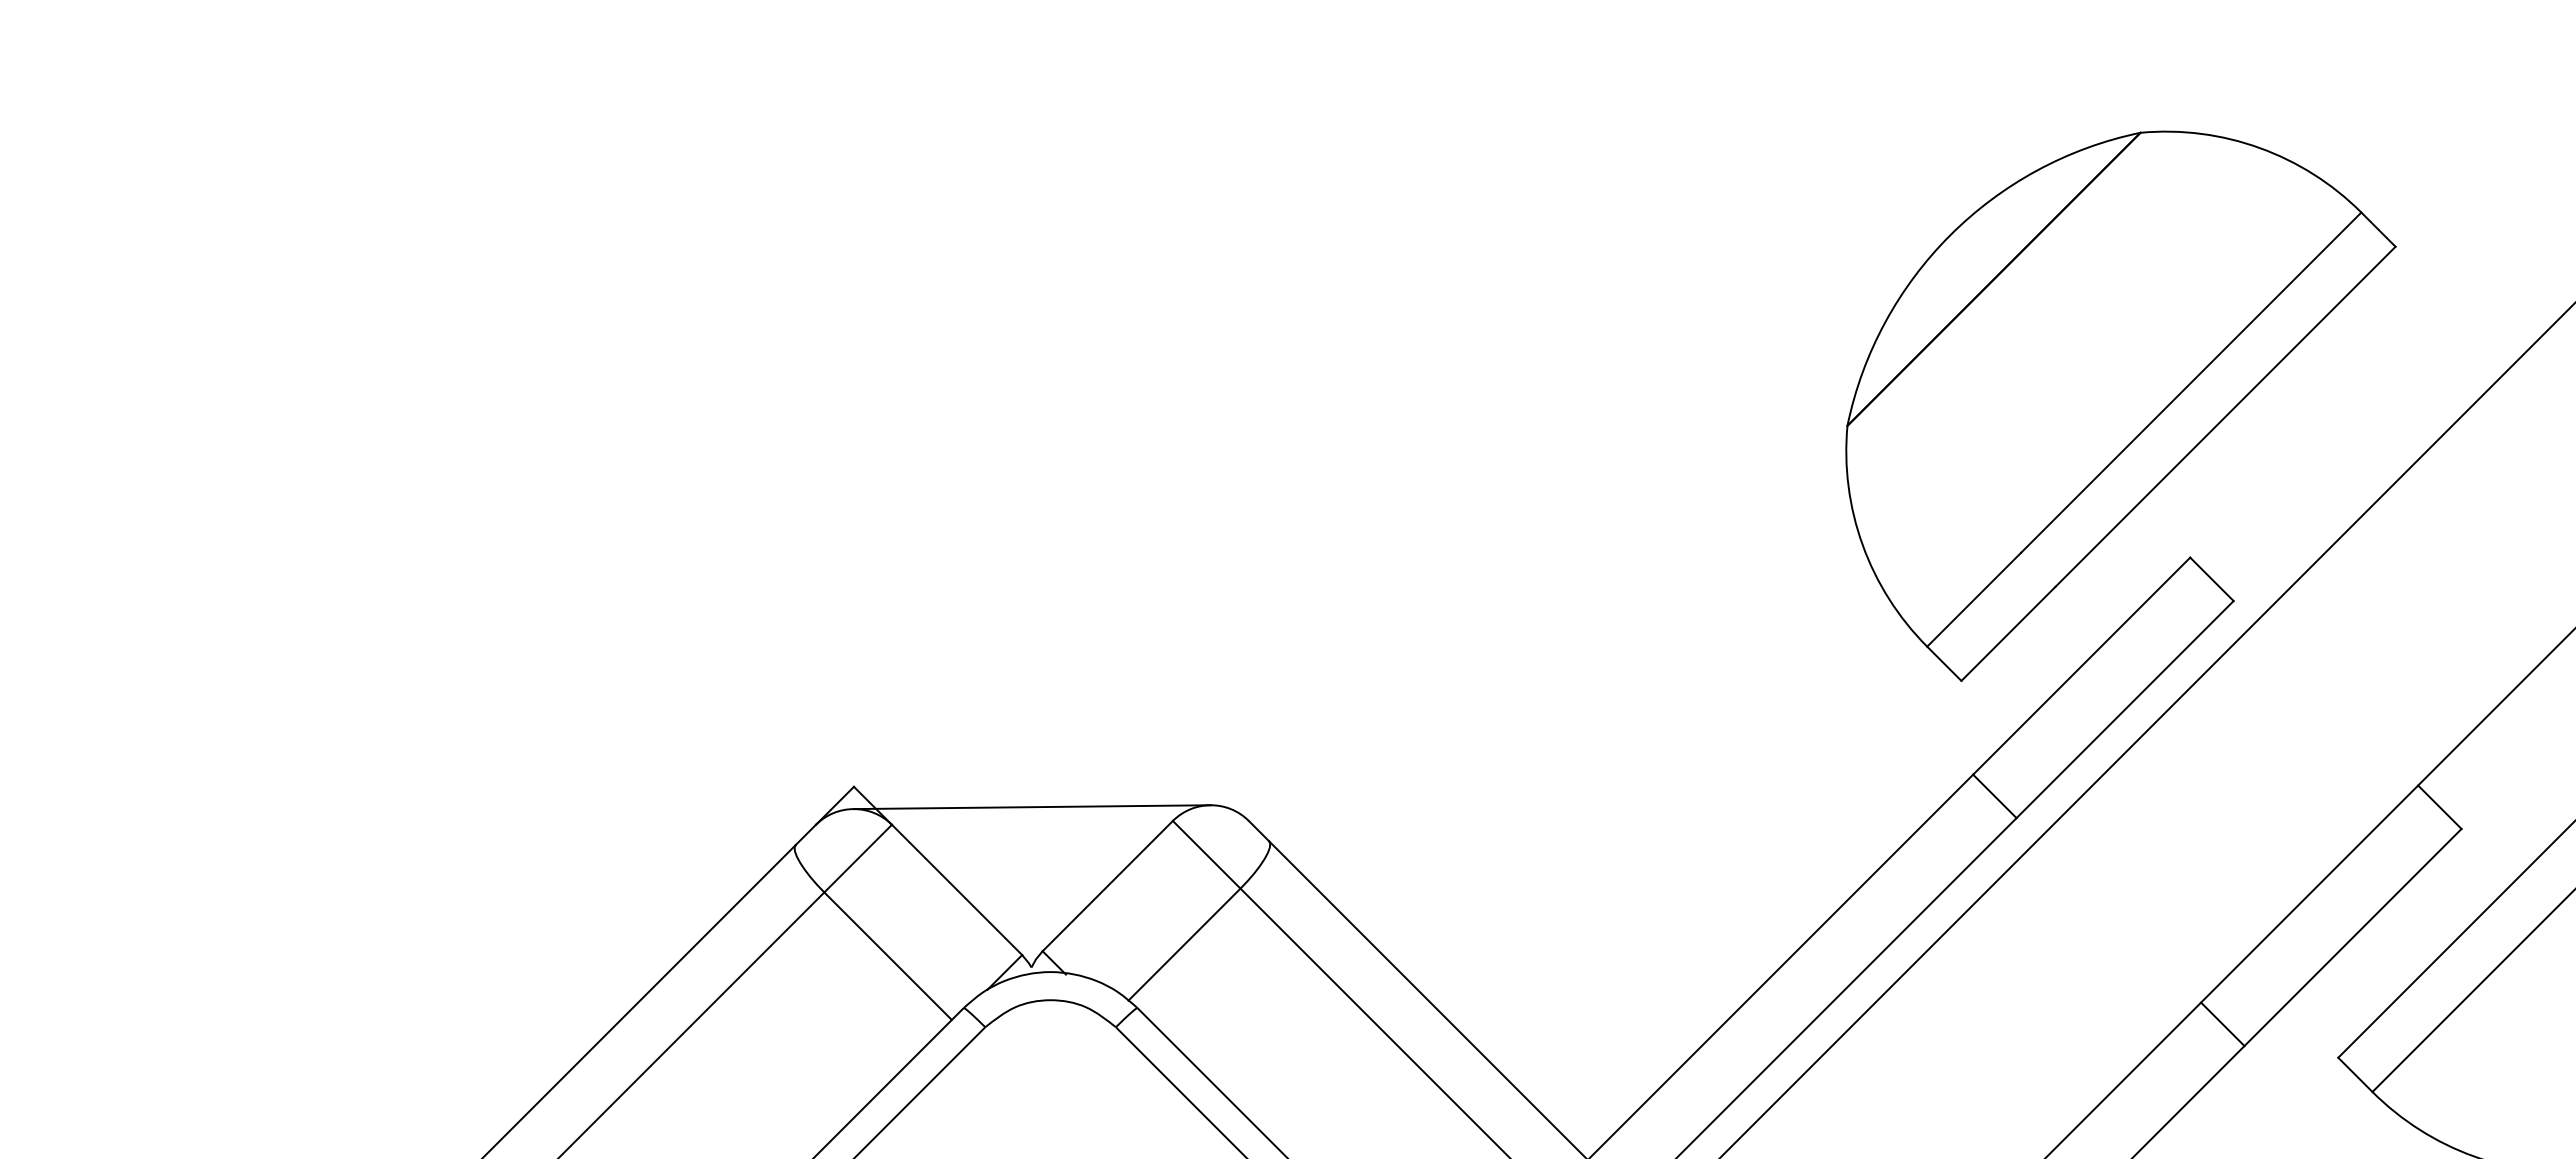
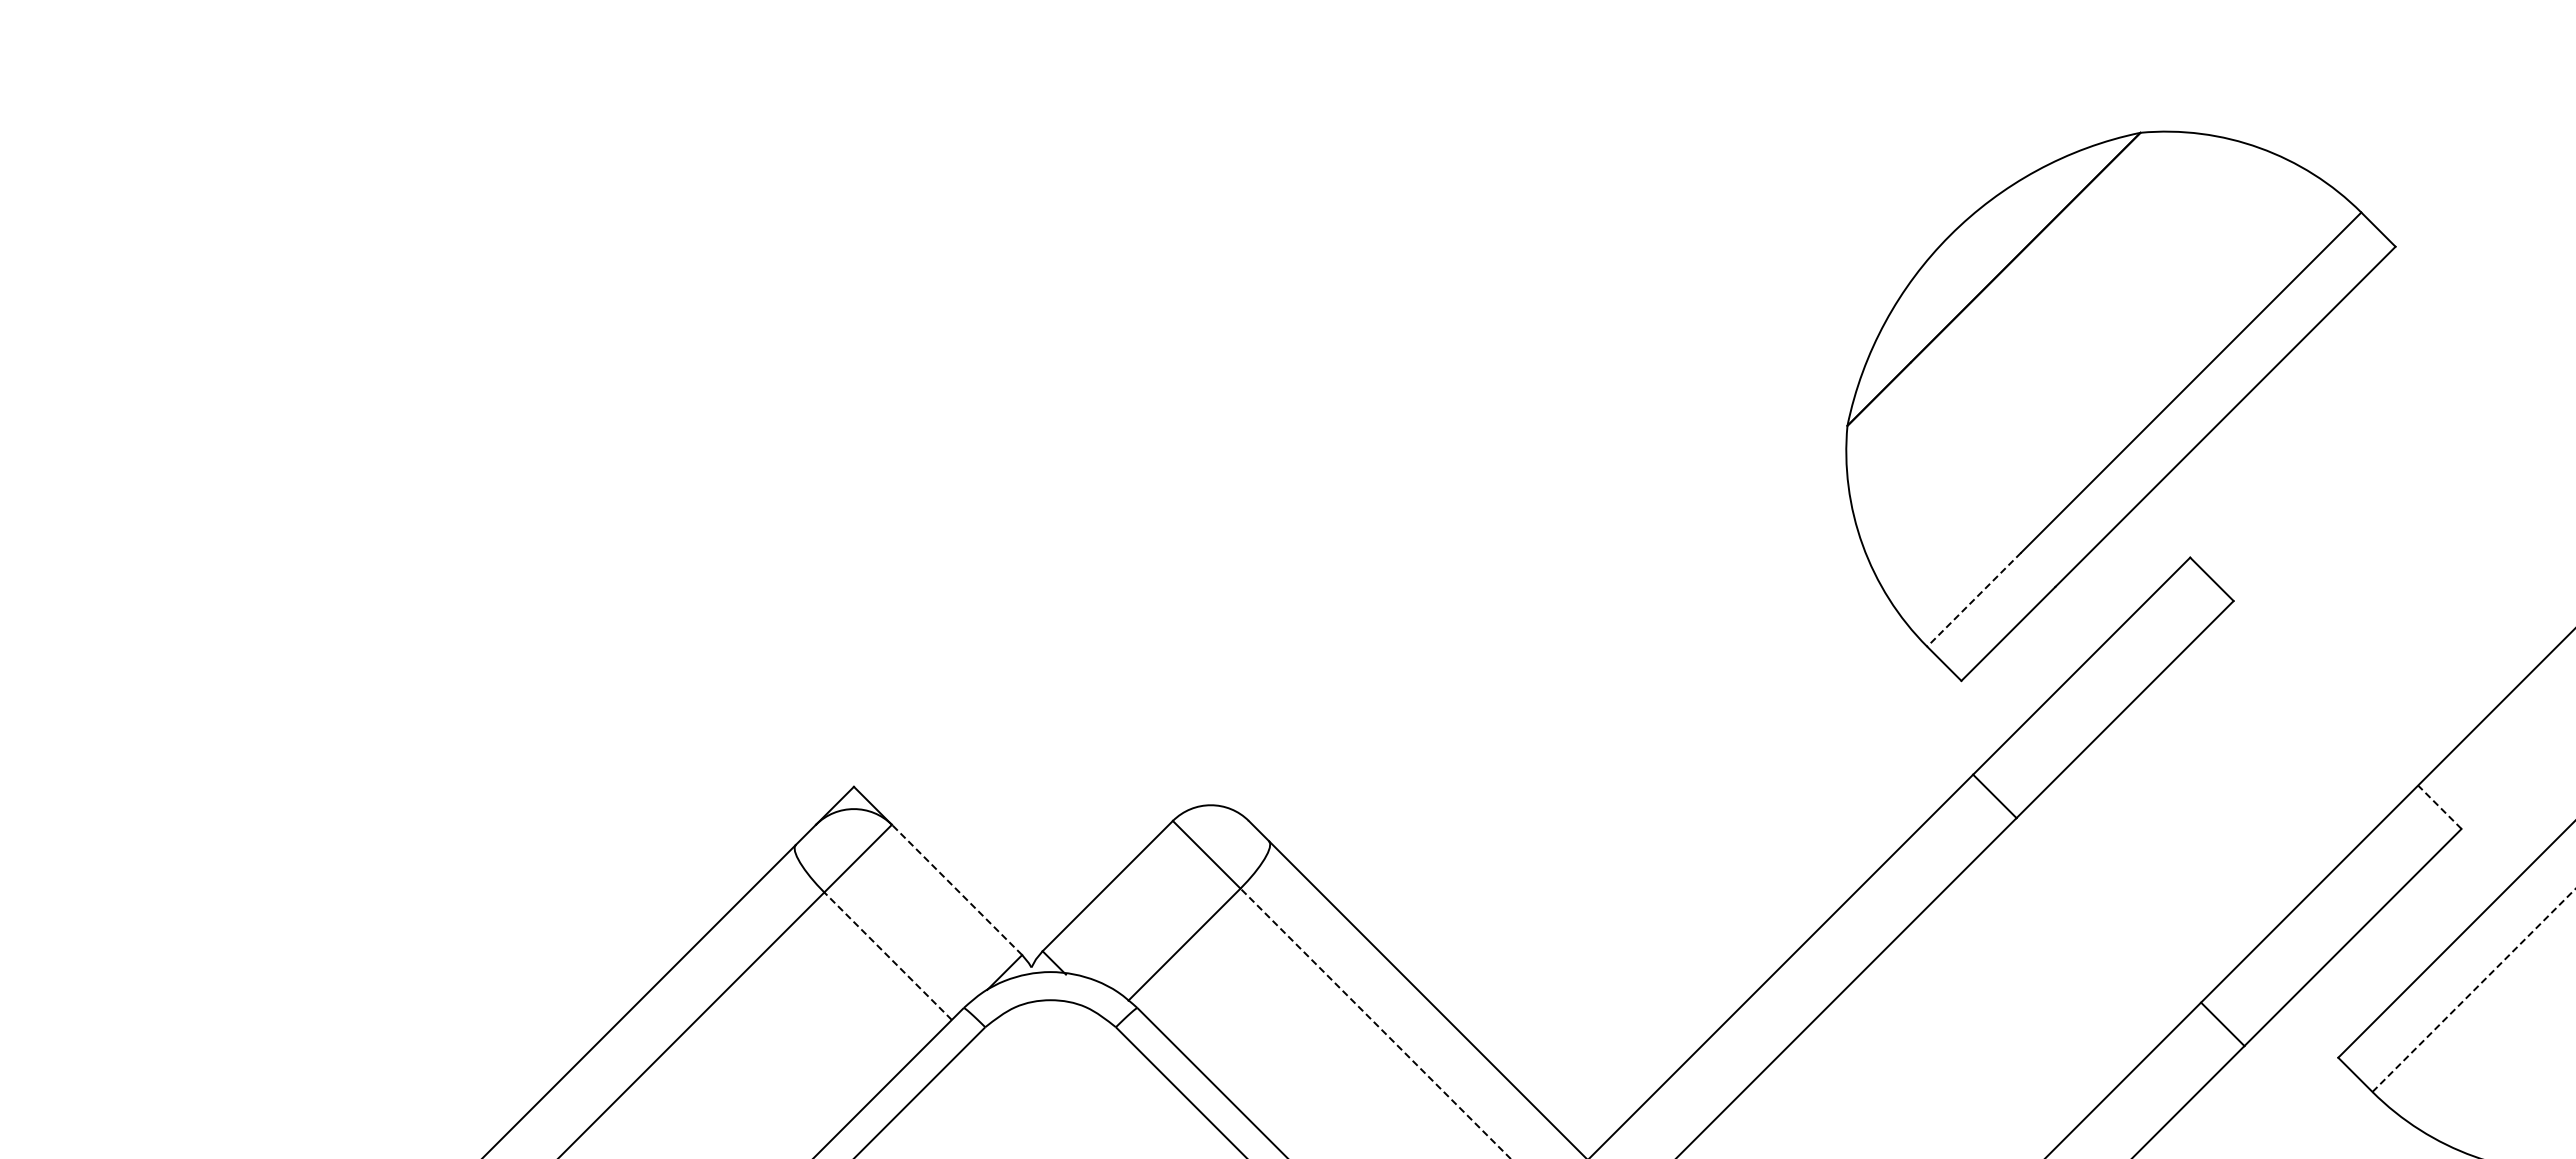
line: solid -> dashed (1973, 600)
line: present -> none (2147, 730)
line: present -> none (1031, 807)
line: solid -> dashed (2439, 807)
line: solid -> dashed (956, 889)
line: solid -> dashed (887, 955)
line: solid -> dashed (2474, 990)
line: solid -> dashed (1375, 1023)
